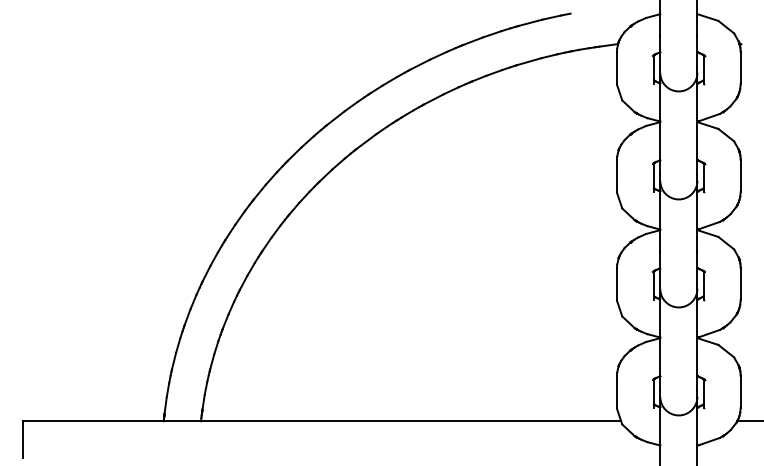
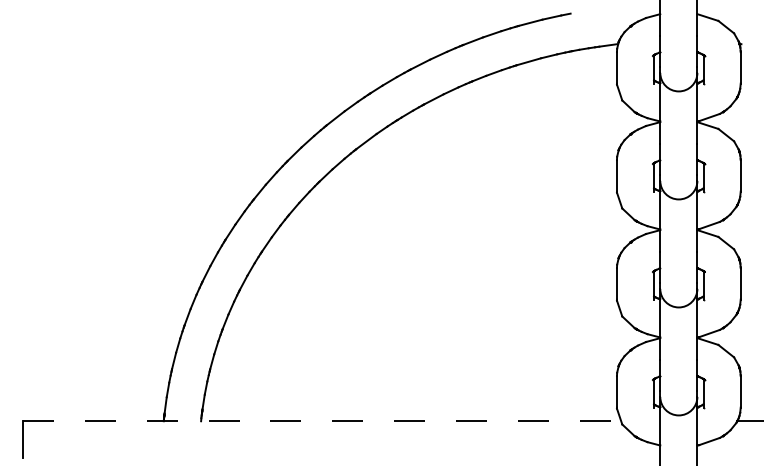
line: solid -> dashed (321, 421)
